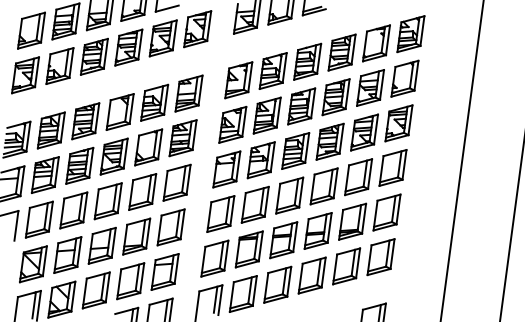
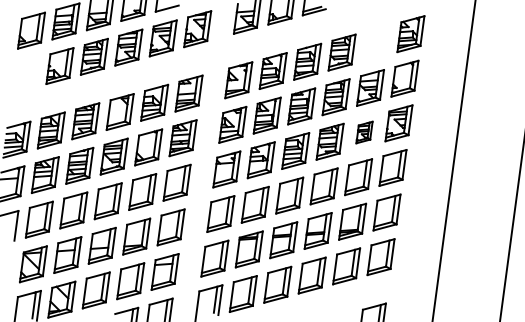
part: present -> none (376, 43)
part: present -> none (25, 75)
part size: 29x39 px -> 19x25 px (364, 132)
line position: (462, 160) -> (453, 160) (453, 160)
